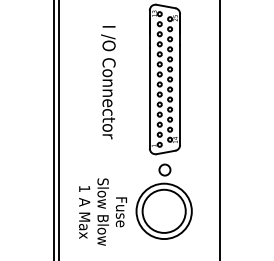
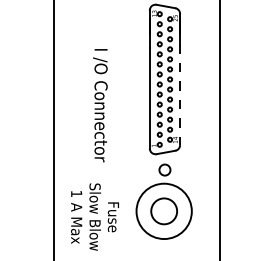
text position: (108, 82) -> (100, 105) (100, 105)
line: solid -> dashed (180, 95)
line: present -> none (58, 129)
circle diameter: 43 px -> 26 px (164, 211)
text position: (102, 211) -> (94, 216) (94, 216)
